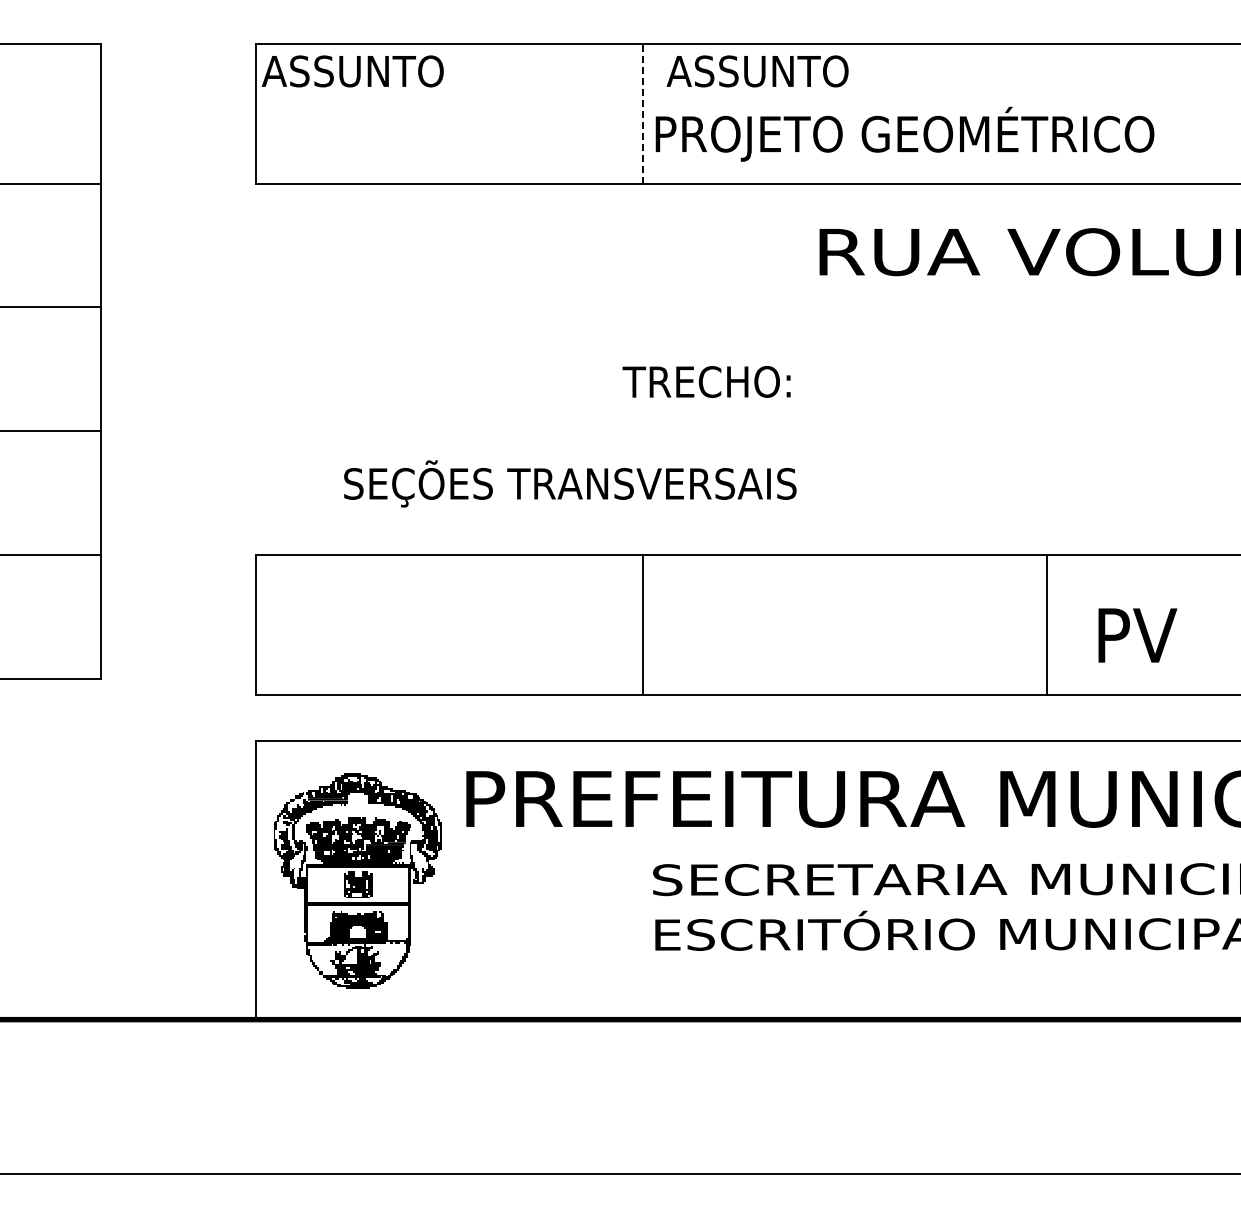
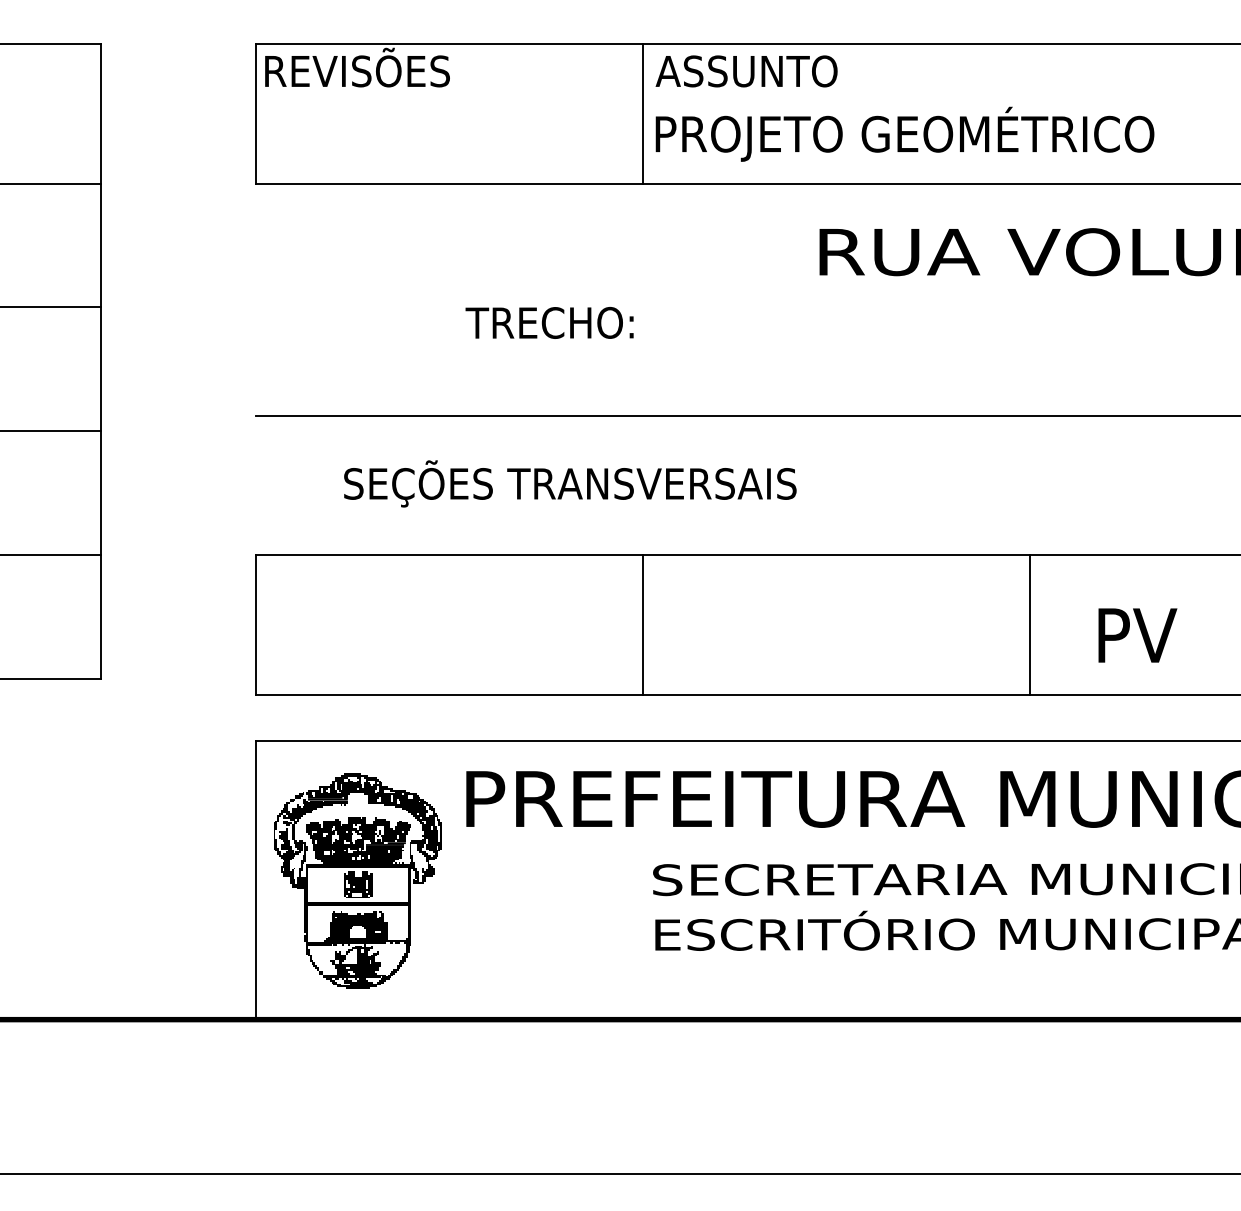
text: ASSUNTO -> REVISÕES (355, 67)
text position: (757, 71) -> (746, 71) (746, 71)
line: dashed -> solid (642, 113)
text position: (706, 381) -> (549, 322) (549, 322)
line: none -> present (746, 415)
line position: (1046, 624) -> (1029, 624) (1029, 624)
